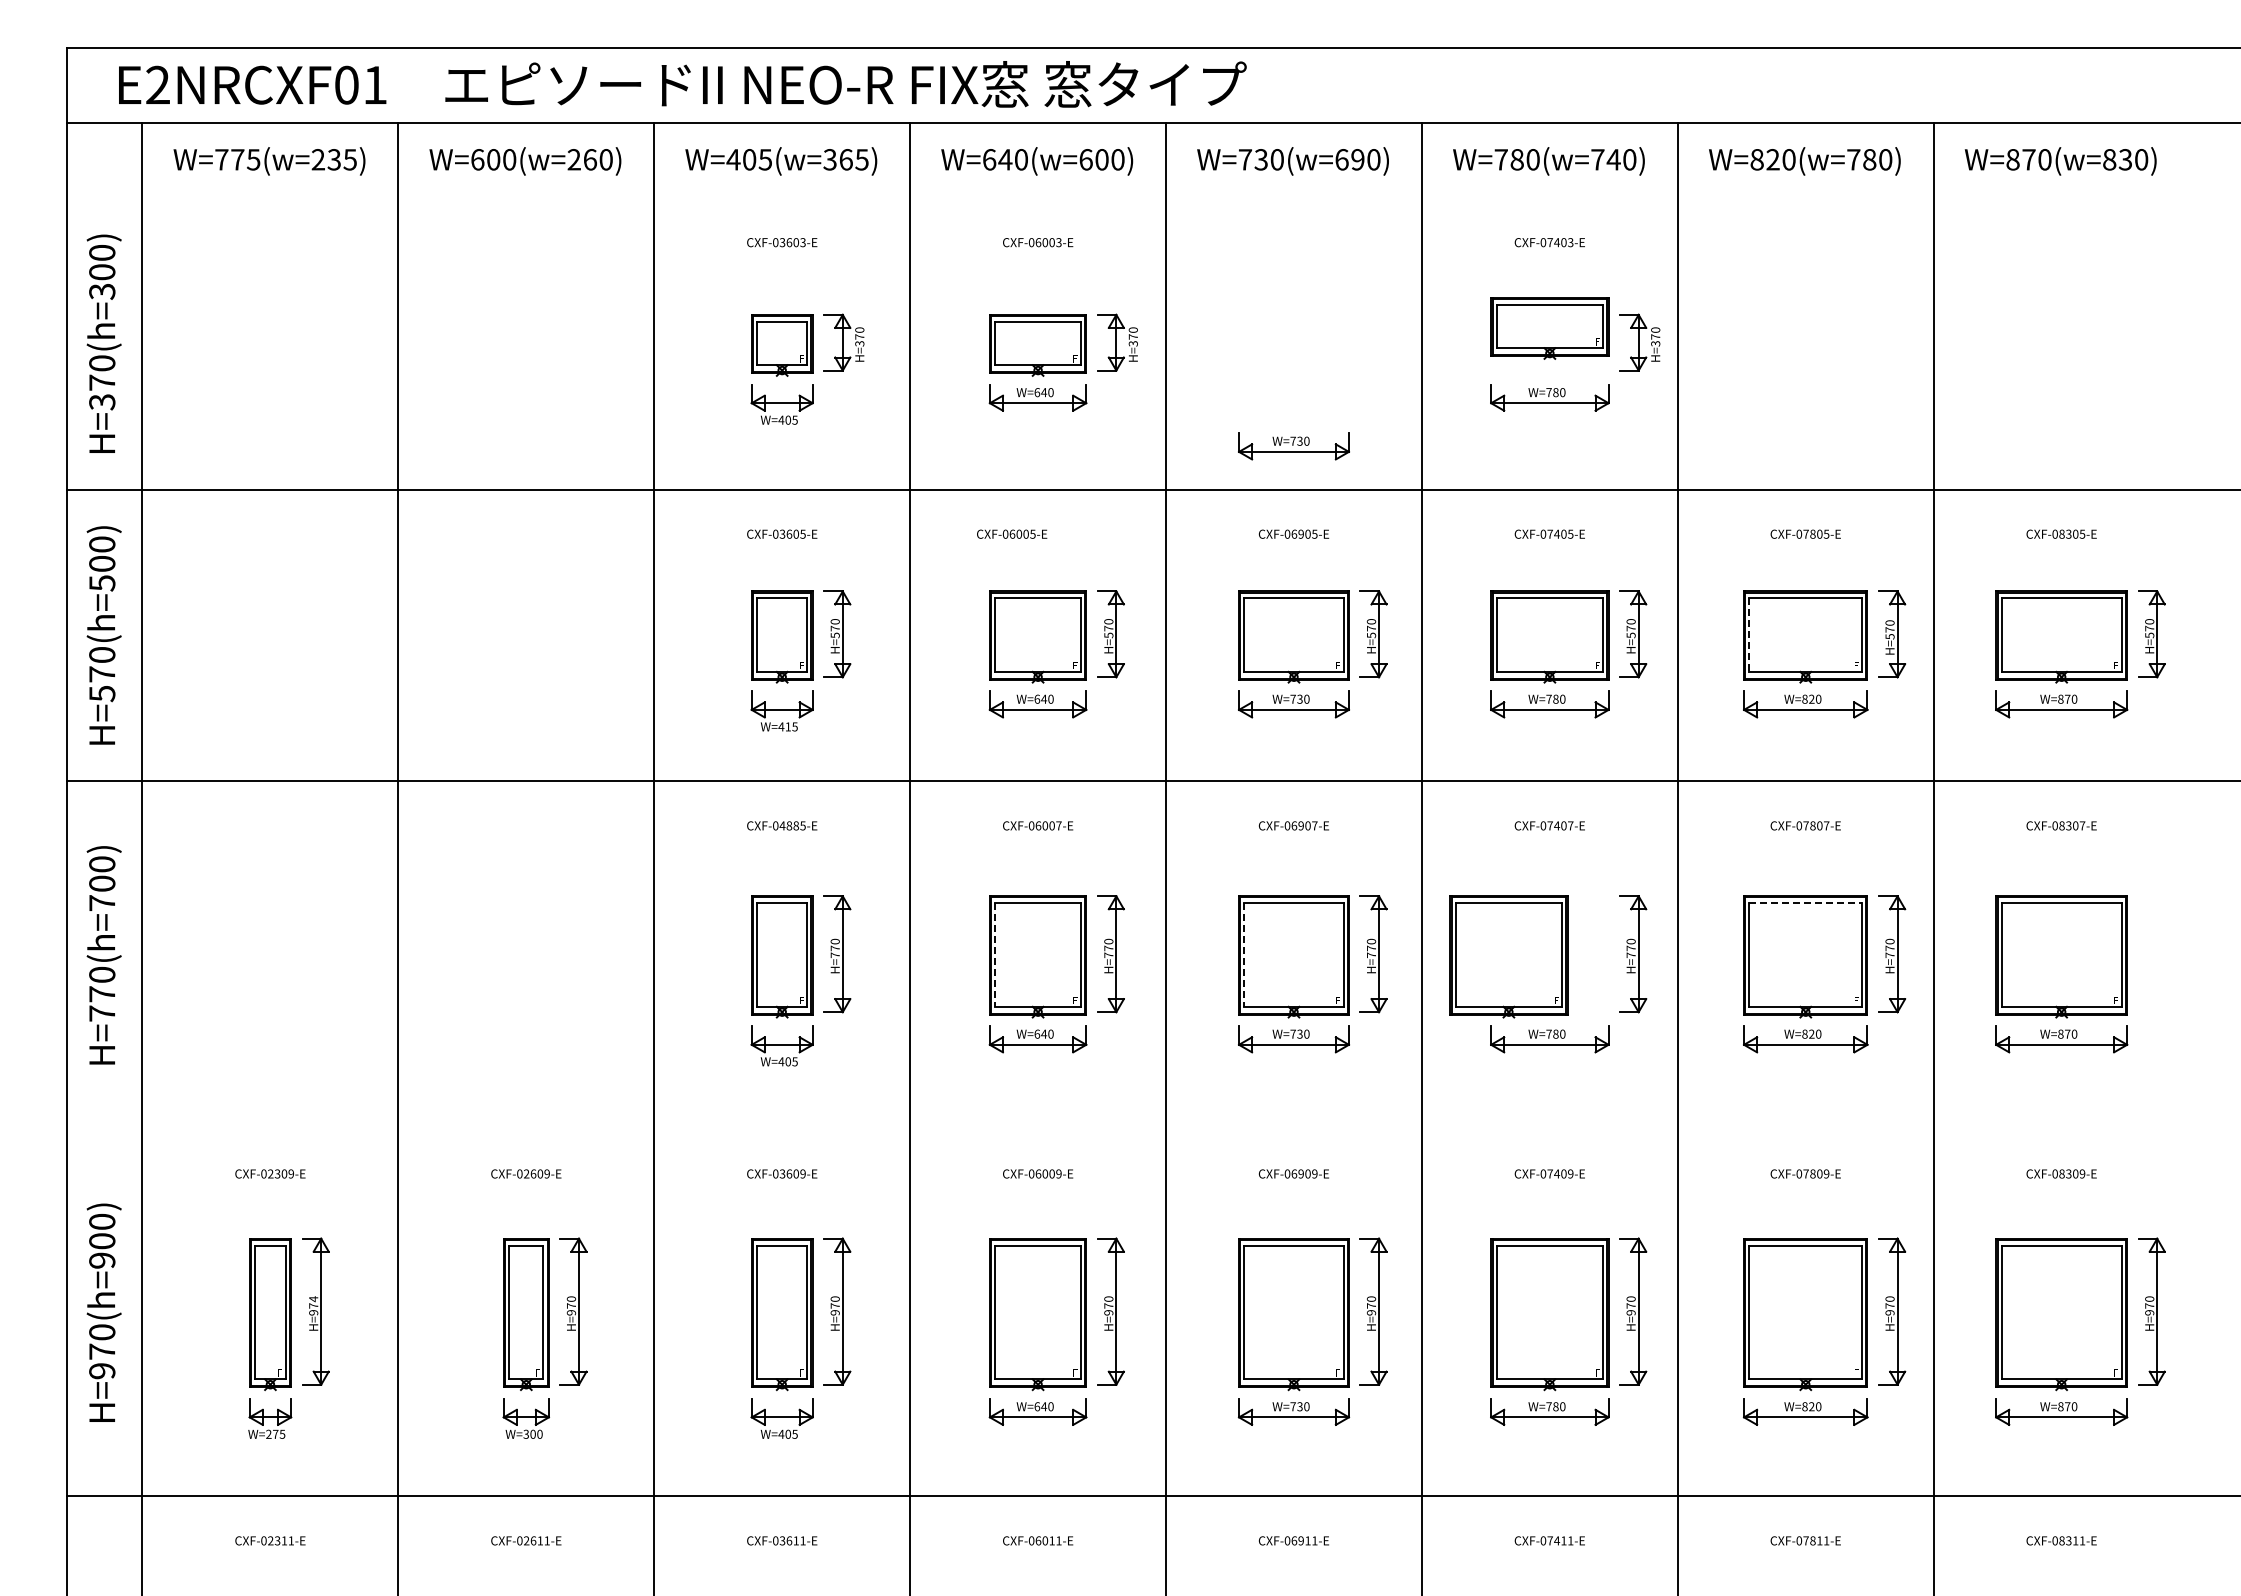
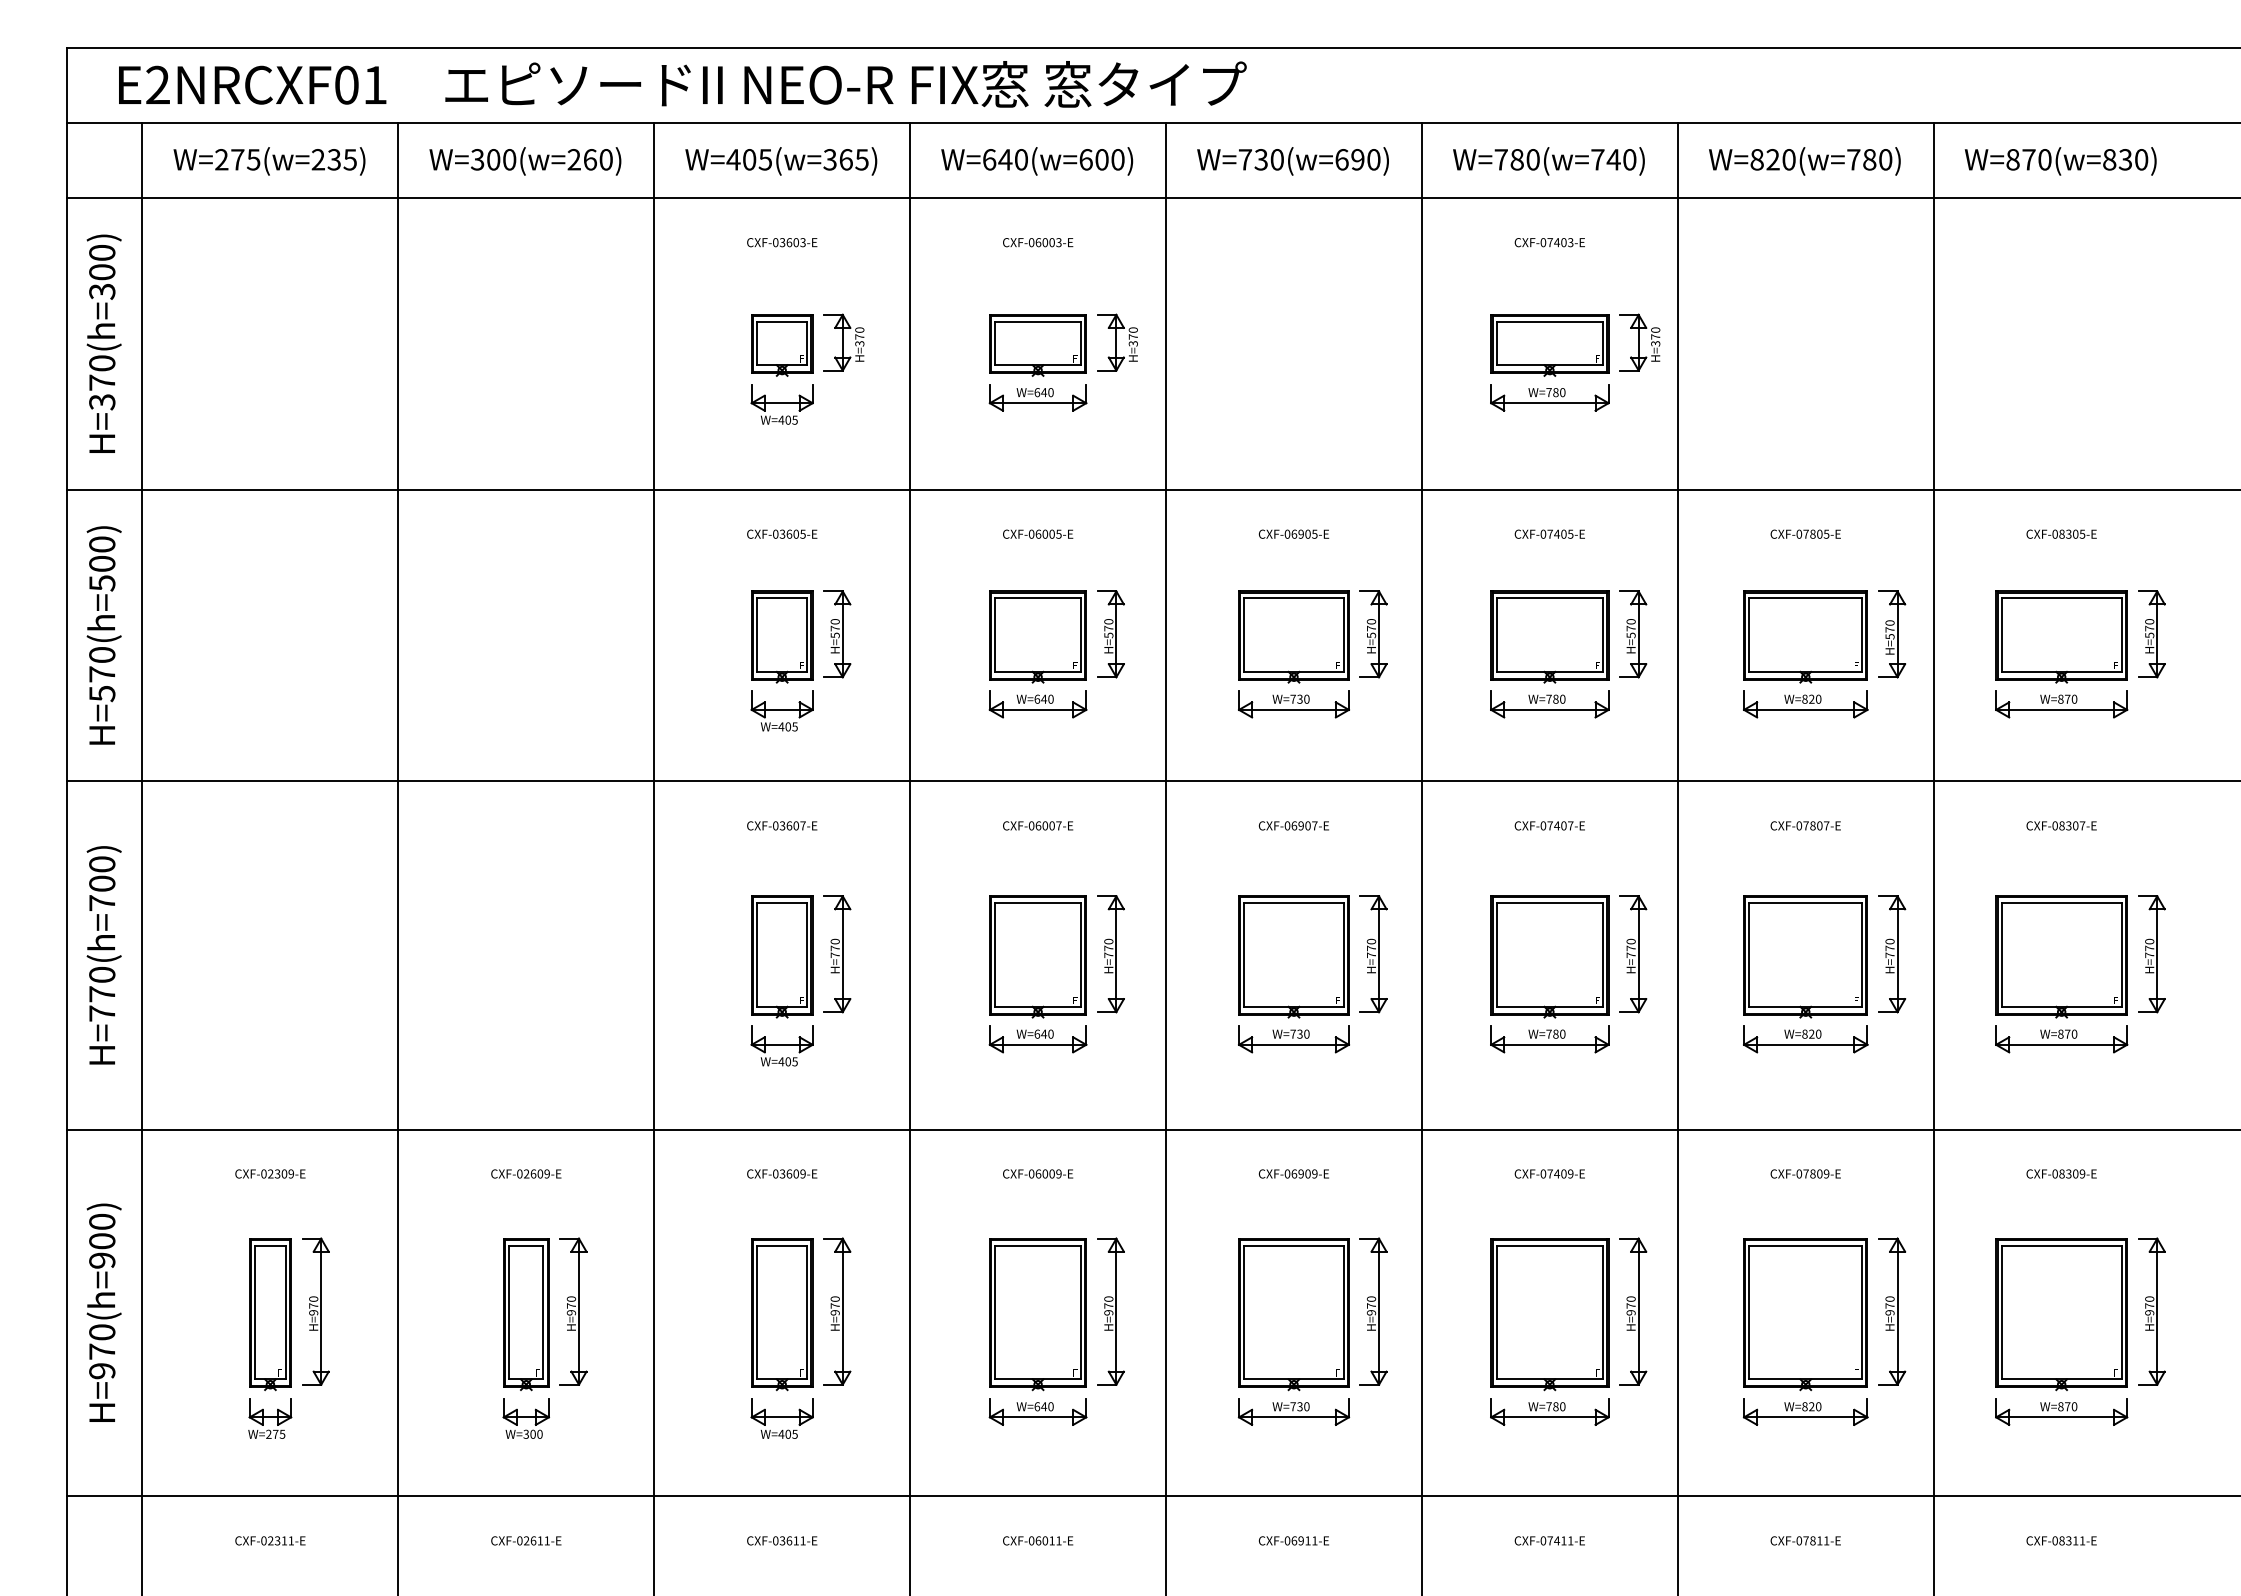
text: W=775(w=235) -> W=275(w=235) (221, 159)
text: W=600(w=260) -> W=300(w=260) (477, 159)
line: none -> present (1152, 198)
part position: (1549, 328) -> (1549, 345) (1549, 345)
part: present -> none (1293, 446)
text position: (1012, 533) -> (1038, 533) (1038, 533)
line: dashed -> solid (1749, 635)
text: W=415 -> W=405 (788, 726)
text: CXF-04885-E -> CXF-03607-E (792, 825)
line: dashed -> solid (1806, 903)
line: dashed -> solid (995, 954)
line: dashed -> solid (1244, 954)
part: none -> present (2151, 954)
part position: (1508, 956) -> (1549, 956) (1549, 956)
line: none -> present (1152, 1129)
text: H=974 -> H=970 (313, 1299)
